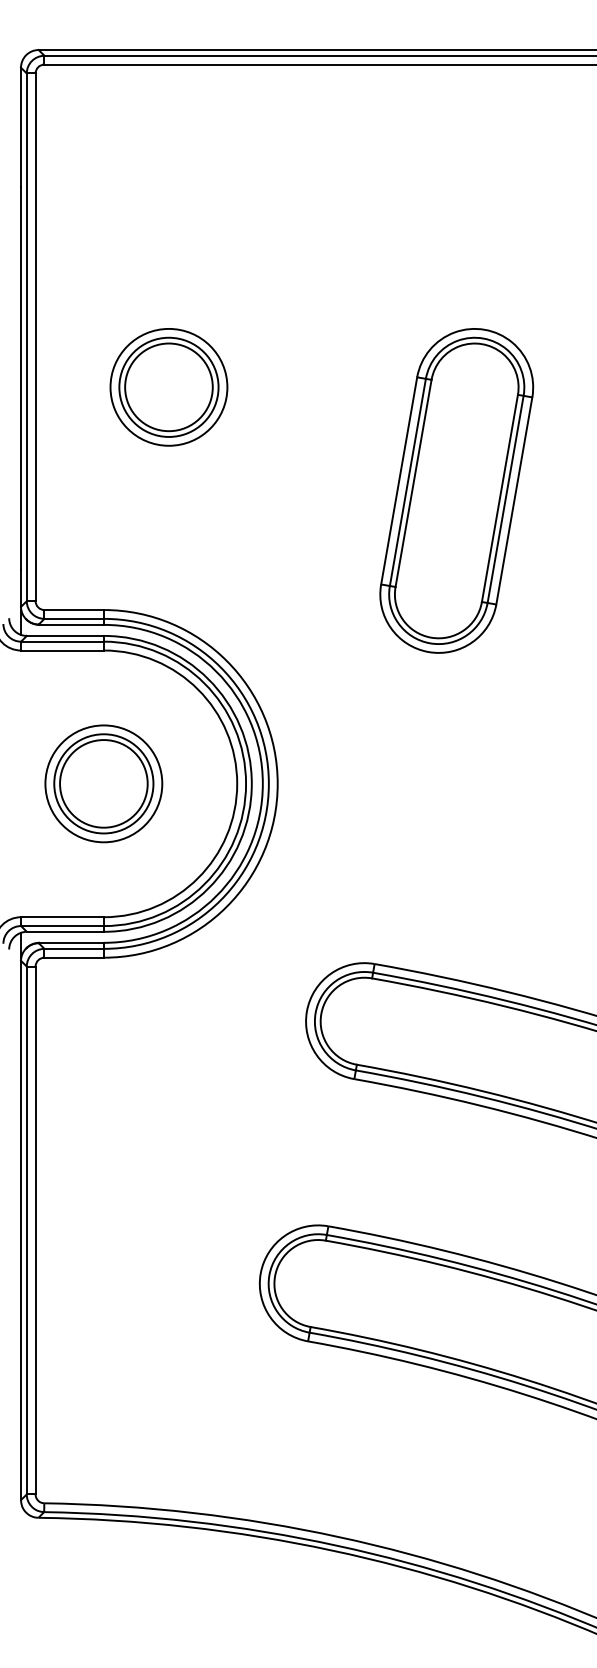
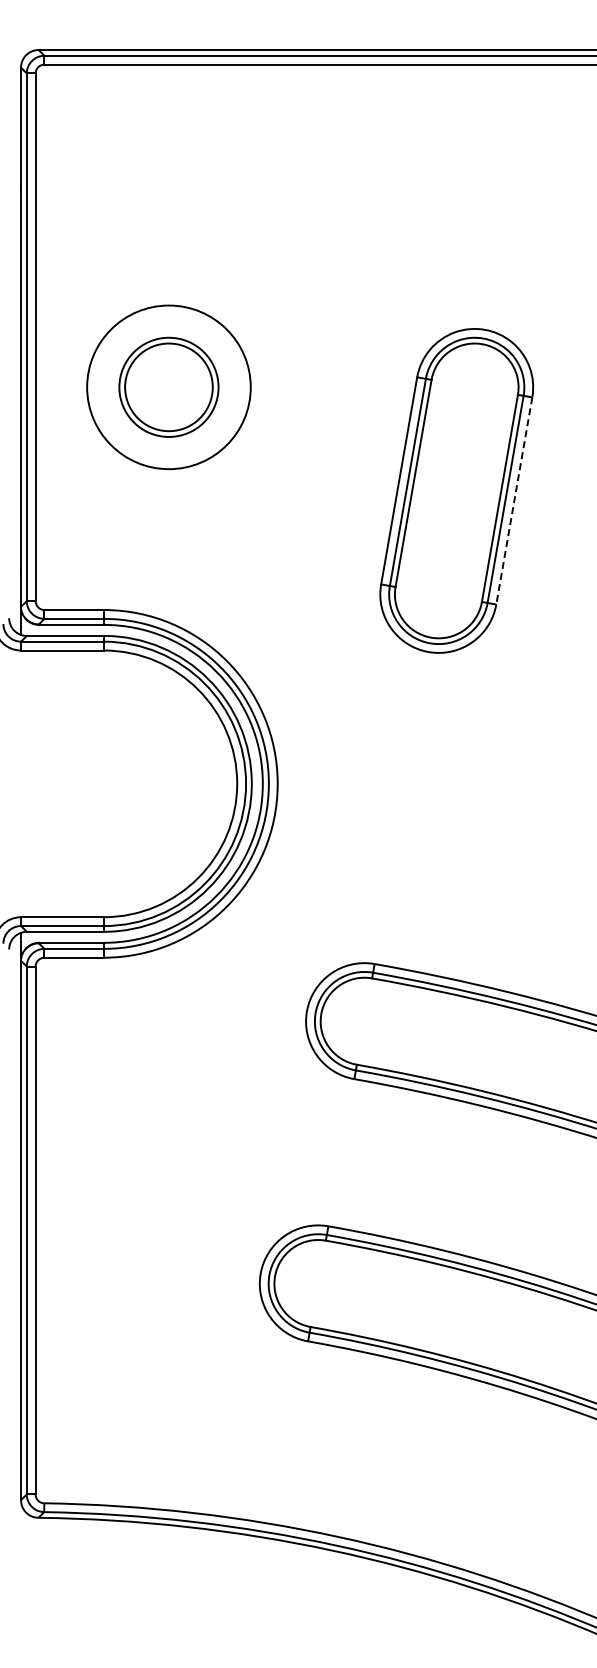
circle diameter: 117 px -> 164 px (168, 387)
line: solid -> dashed (514, 501)
part: present -> none (103, 783)
